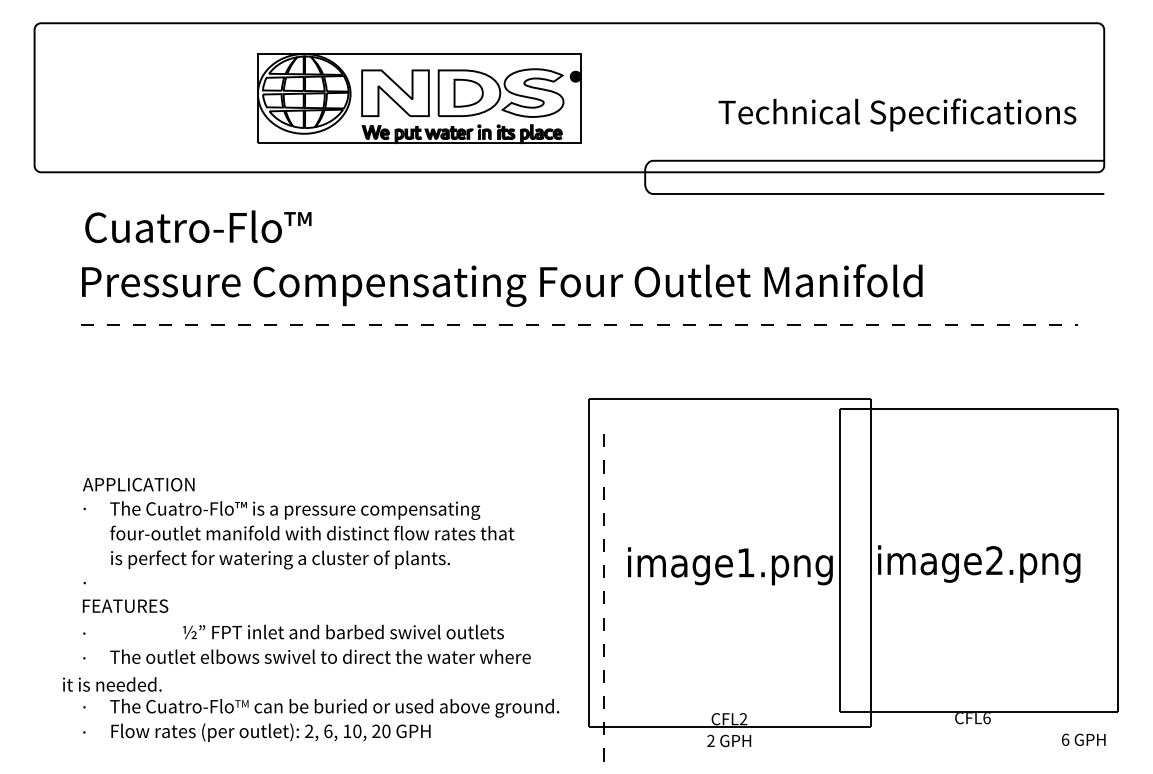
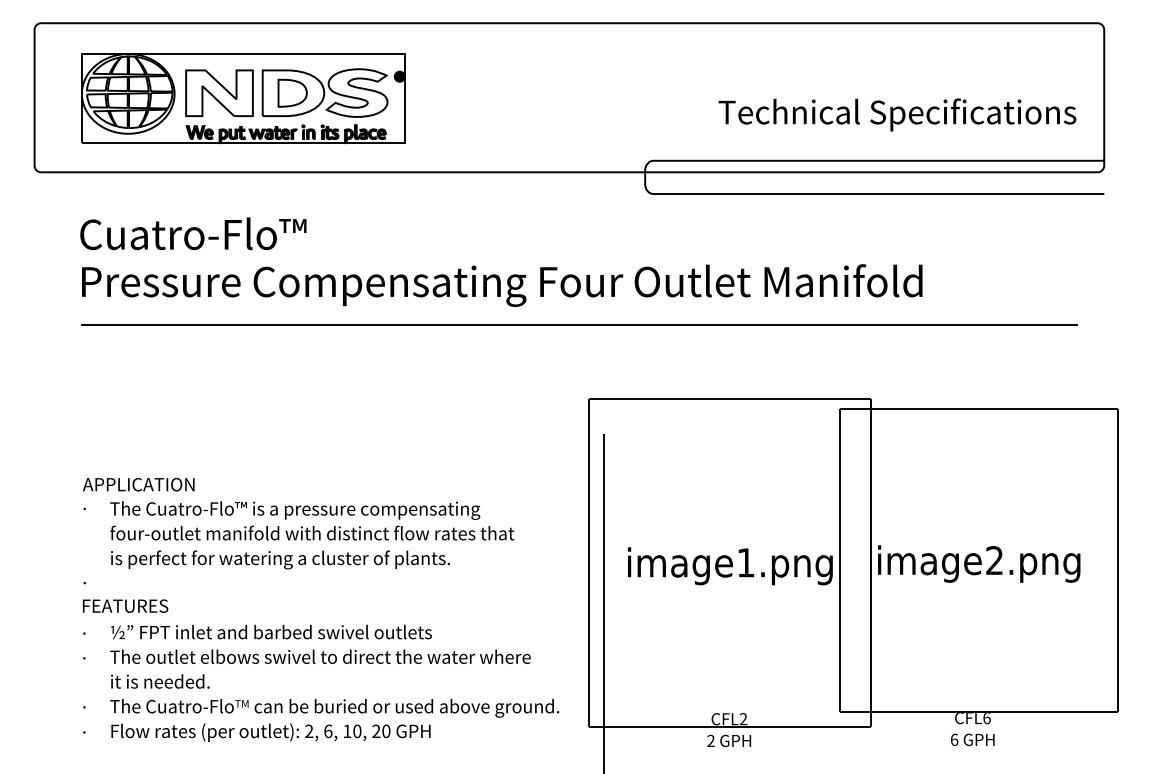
part position: (419, 98) -> (243, 98) (243, 98)
text position: (198, 226) -> (193, 233) (193, 233)
line: dashed -> solid (579, 324)
line: dashed -> solid (603, 604)
text position: (343, 631) -> (271, 631) (271, 631)
text position: (112, 684) -> (160, 681) (160, 681)
text position: (1083, 739) -> (972, 739) (972, 739)
